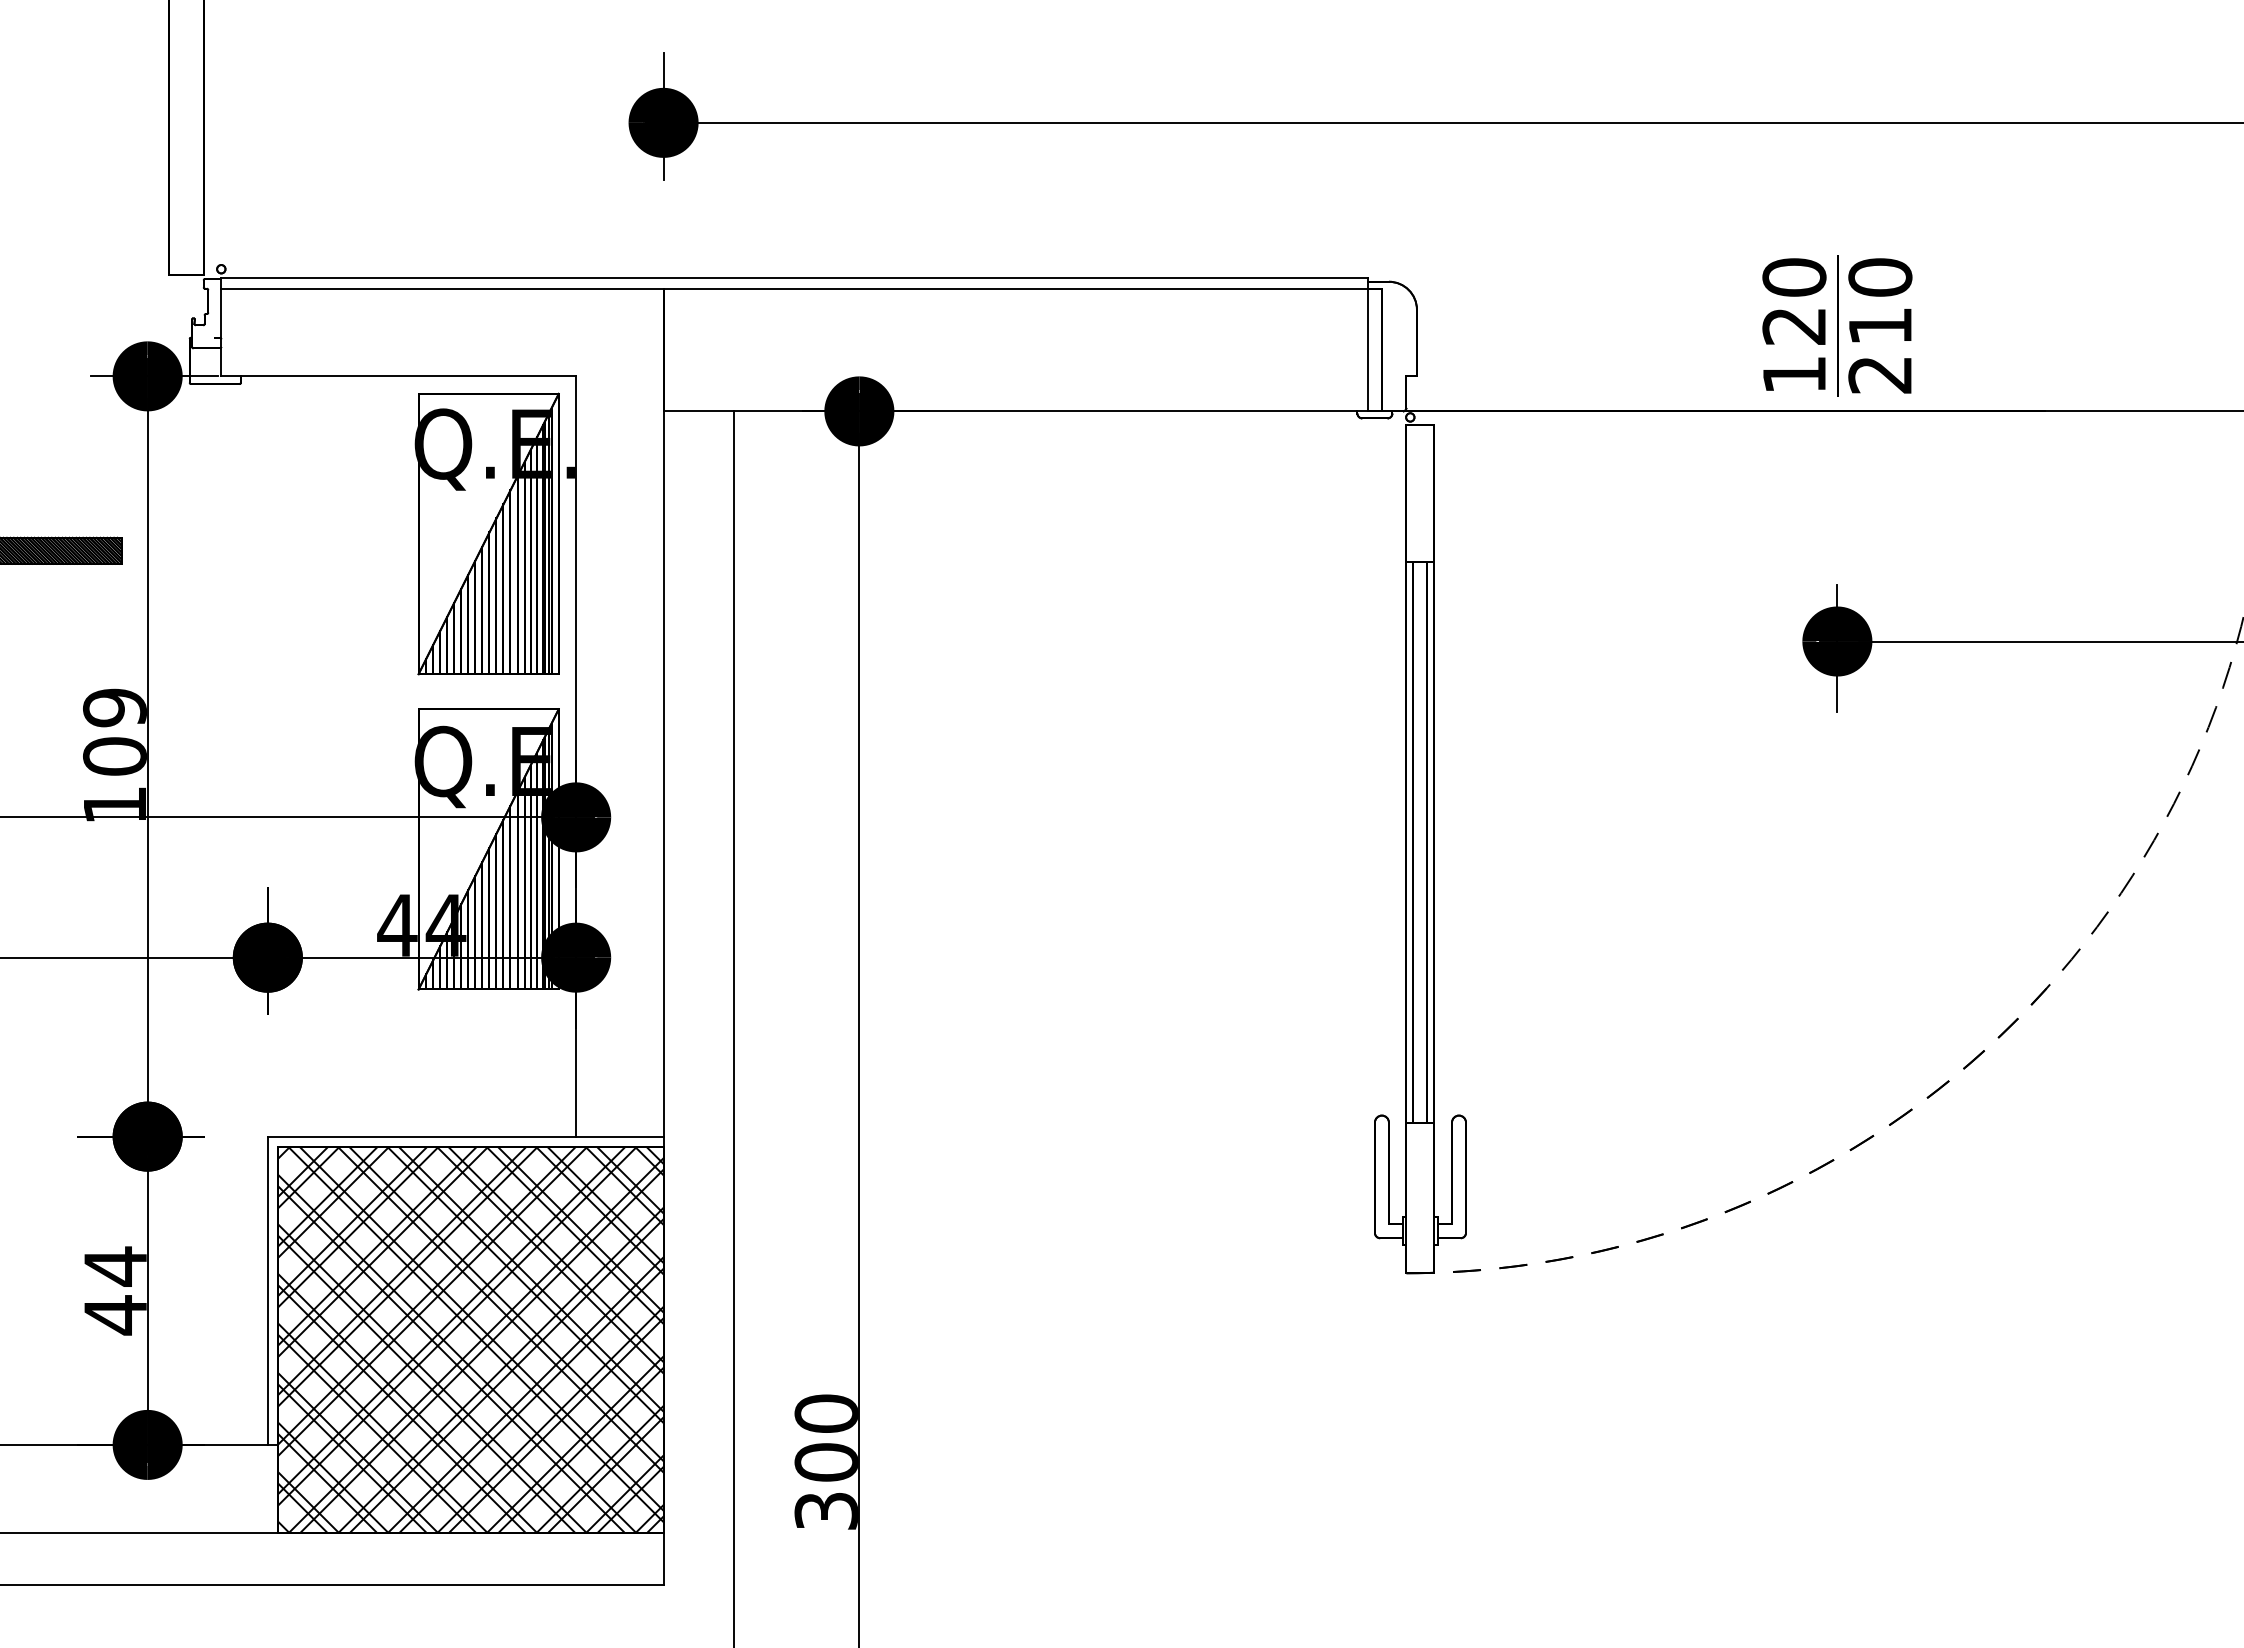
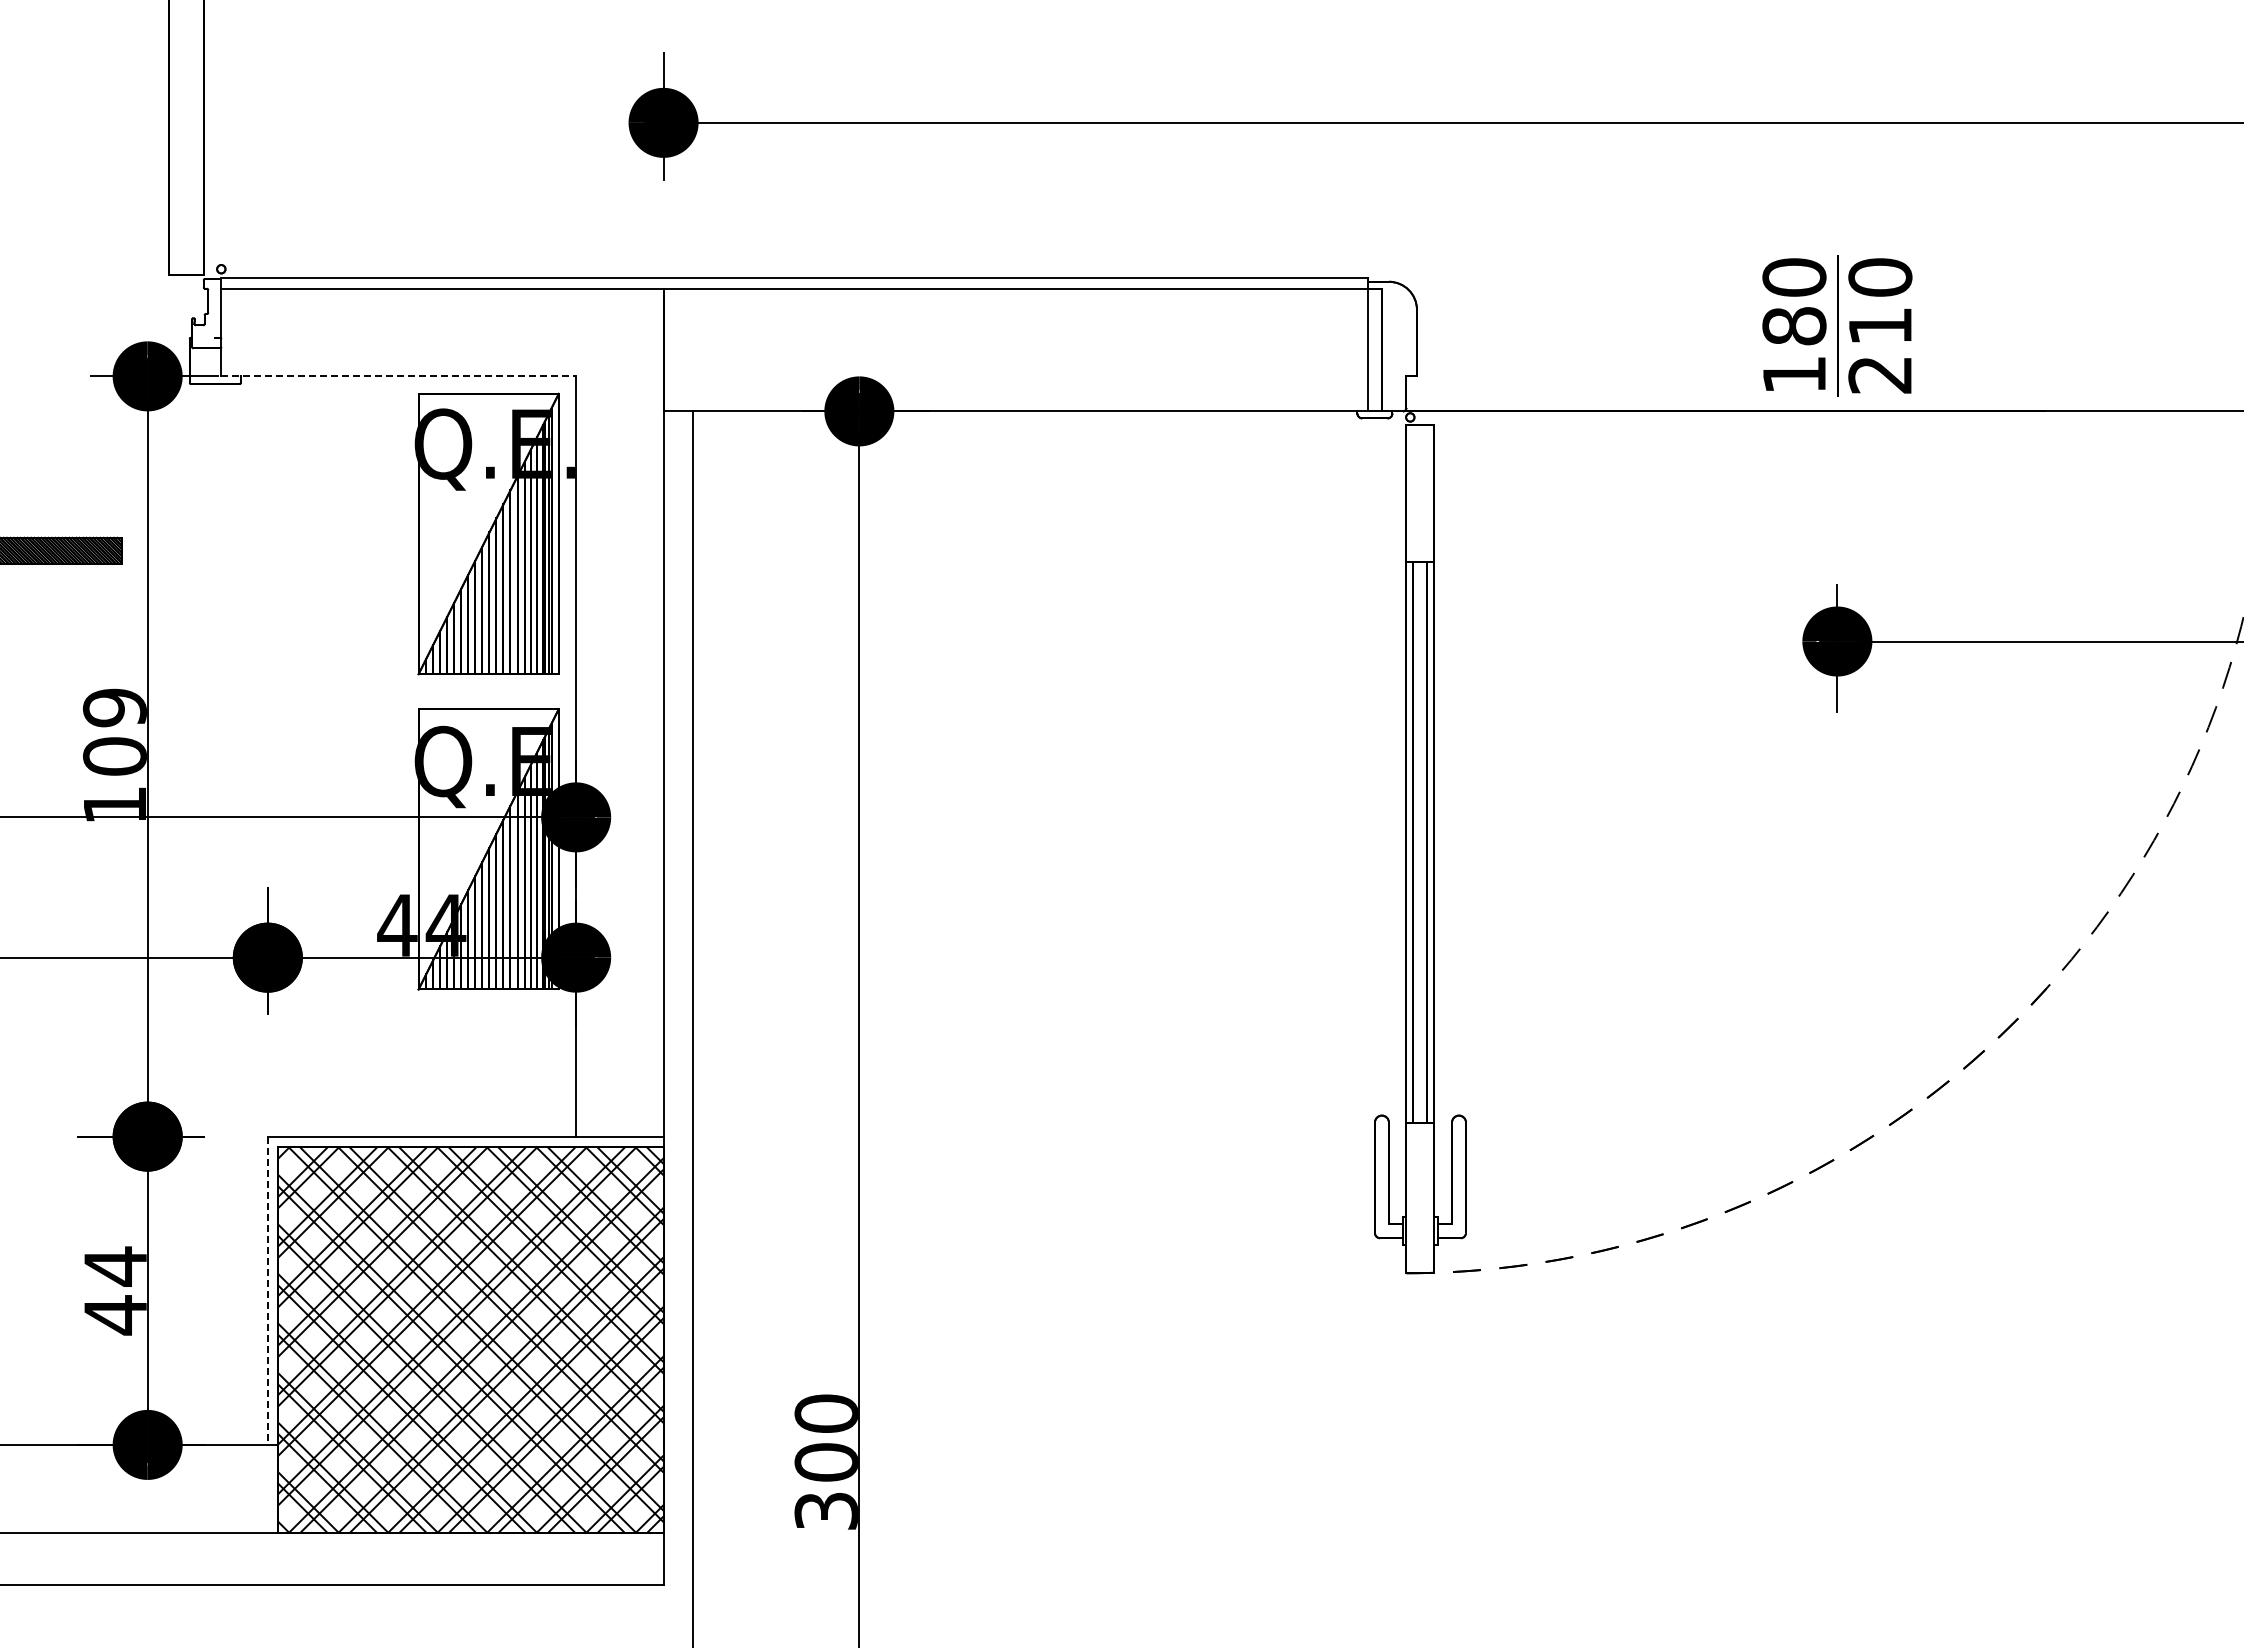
text: 120 -> 180 (1794, 326)
line: solid -> dashed (399, 376)
line position: (733, 1027) -> (692, 1027) (692, 1027)
line: solid -> dashed (267, 1291)
